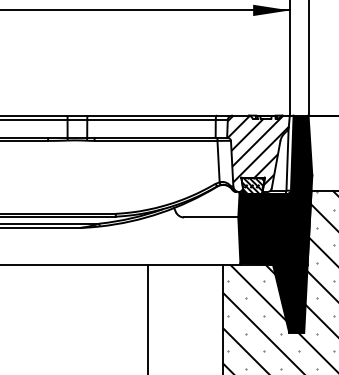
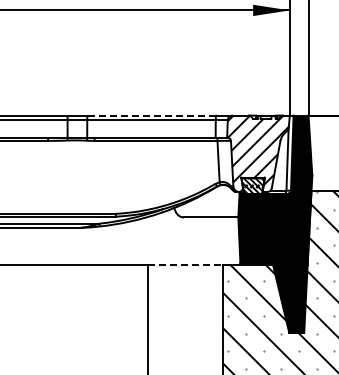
line: solid -> dashed (152, 115)
line: solid -> dashed (186, 265)
